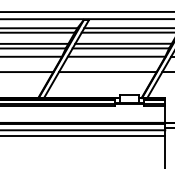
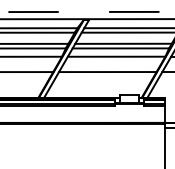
line: solid -> dashed (86, 11)
line: present -> none (83, 130)
line: present -> none (83, 135)
